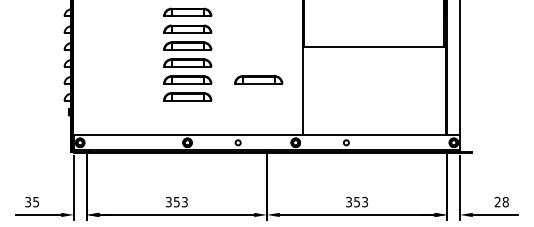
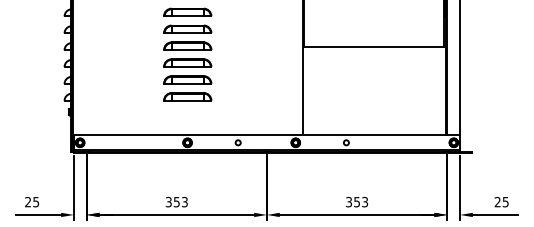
part: present -> none (258, 79)
text: 35 -> 25 (28, 202)
text: 28 -> 25 (505, 202)
